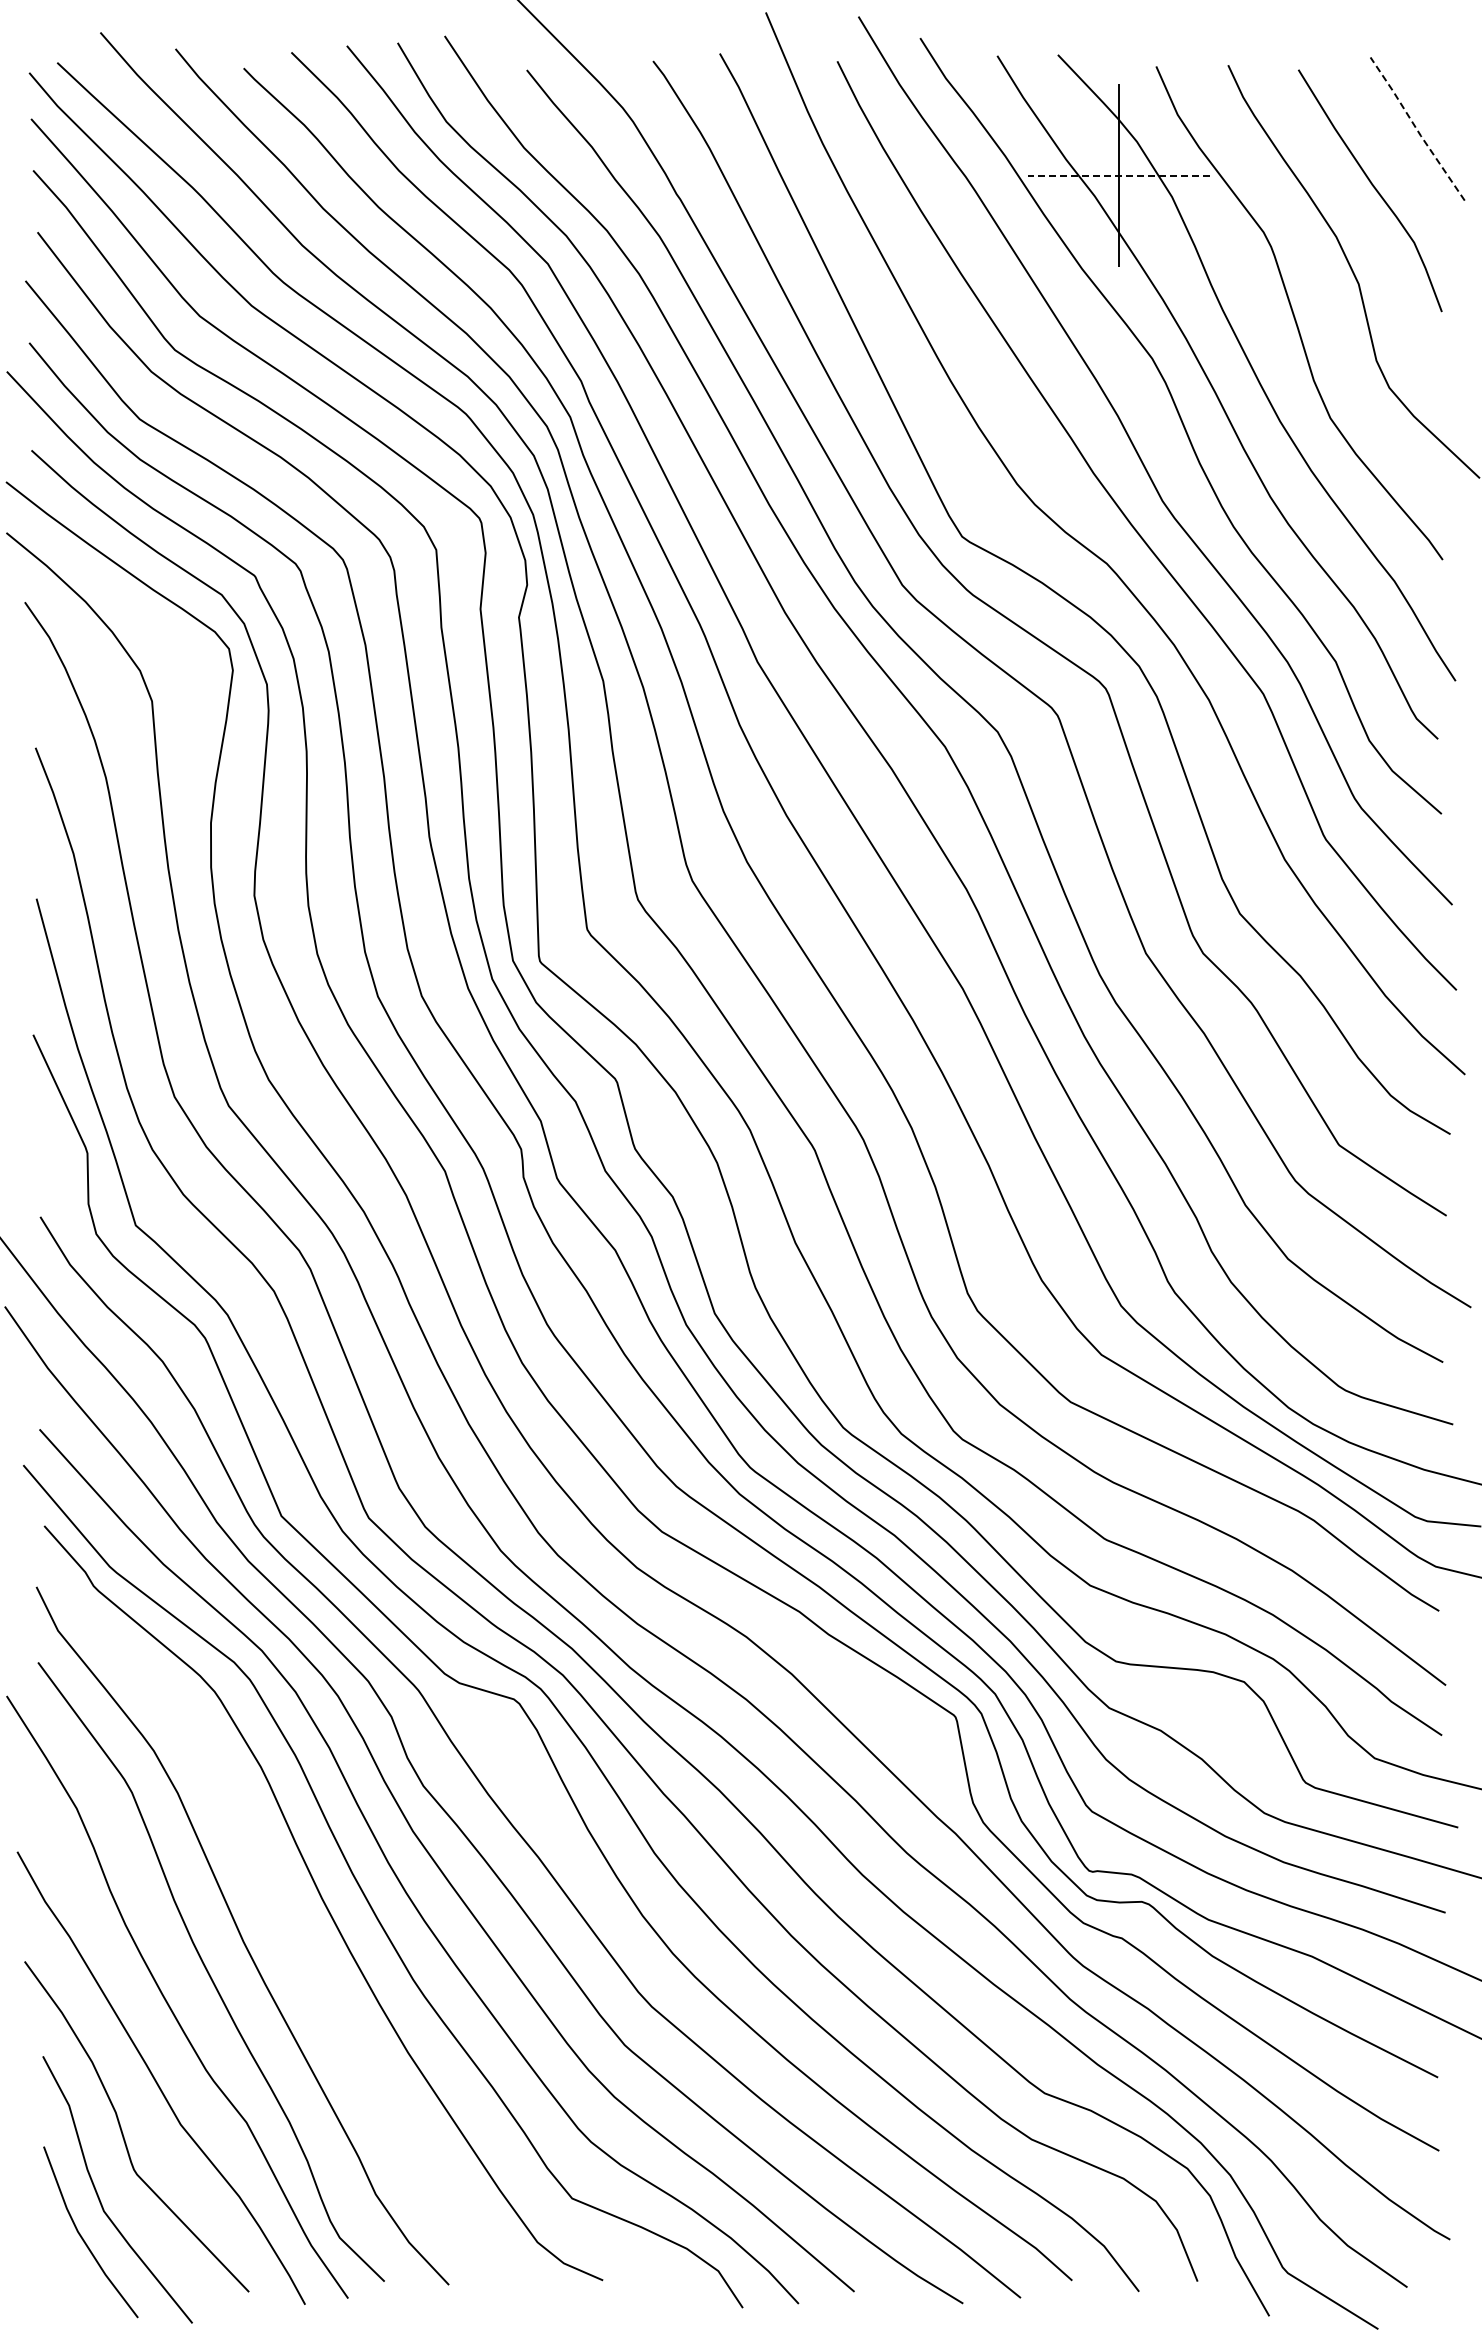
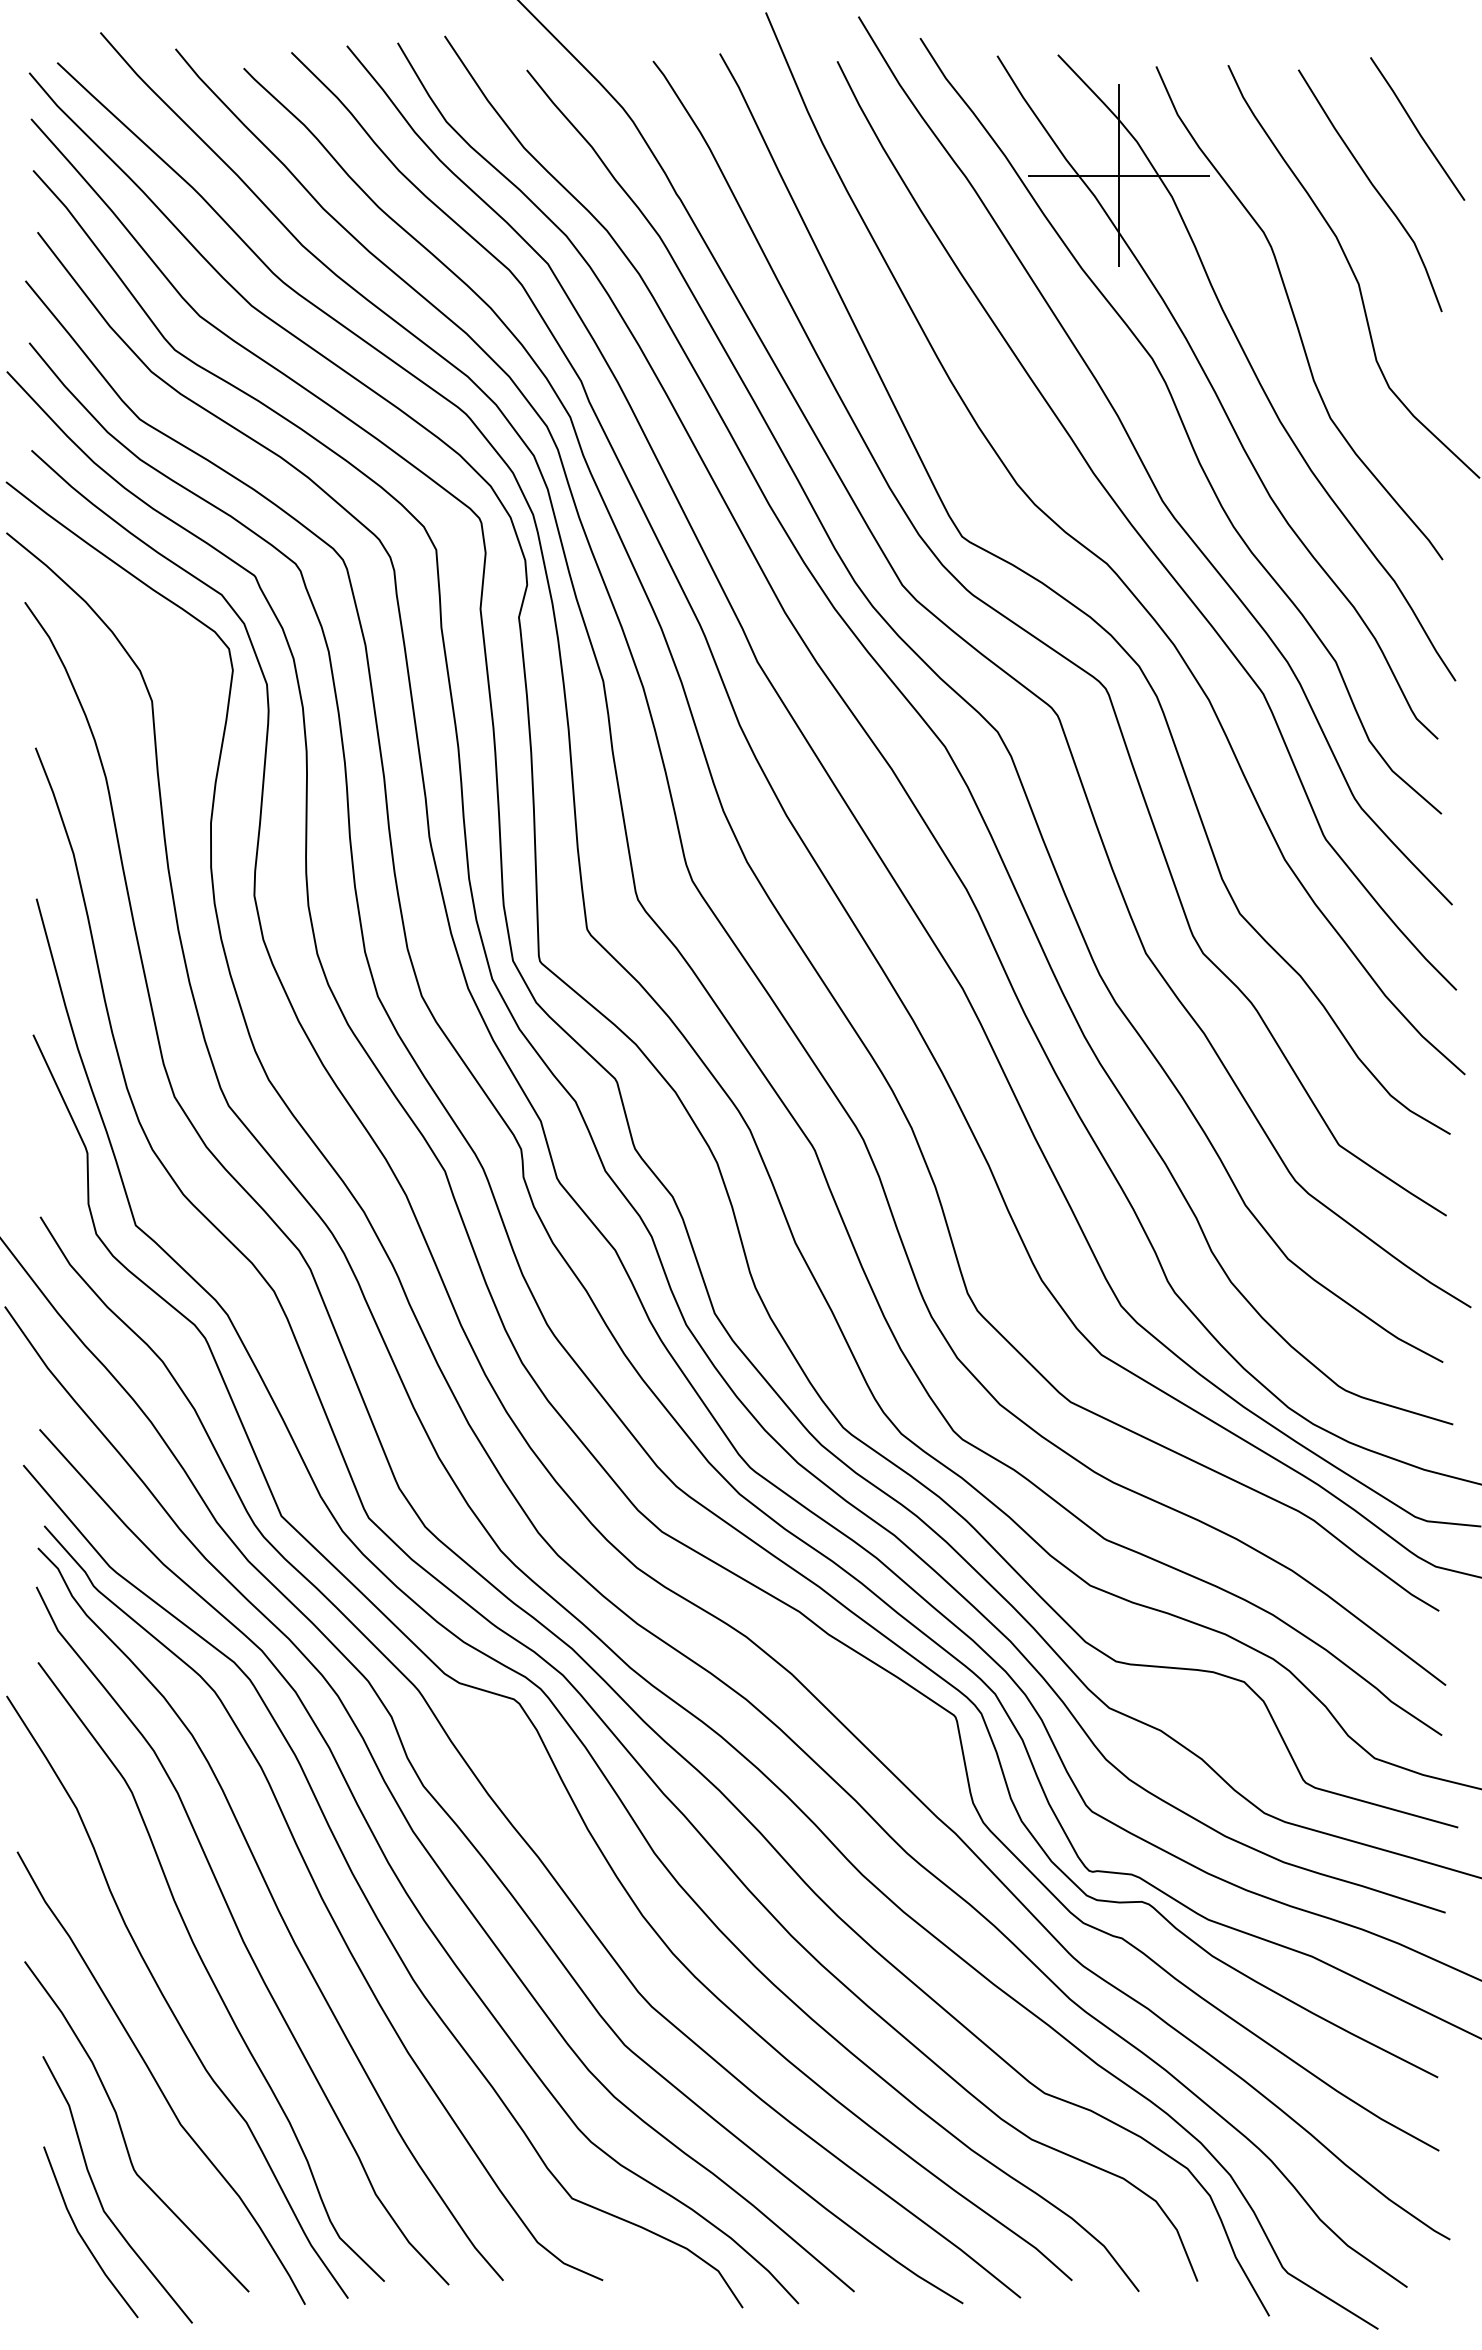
line: dashed -> solid (1416, 129)
line: dashed -> solid (1118, 175)
curve: none -> present (277, 1910)
